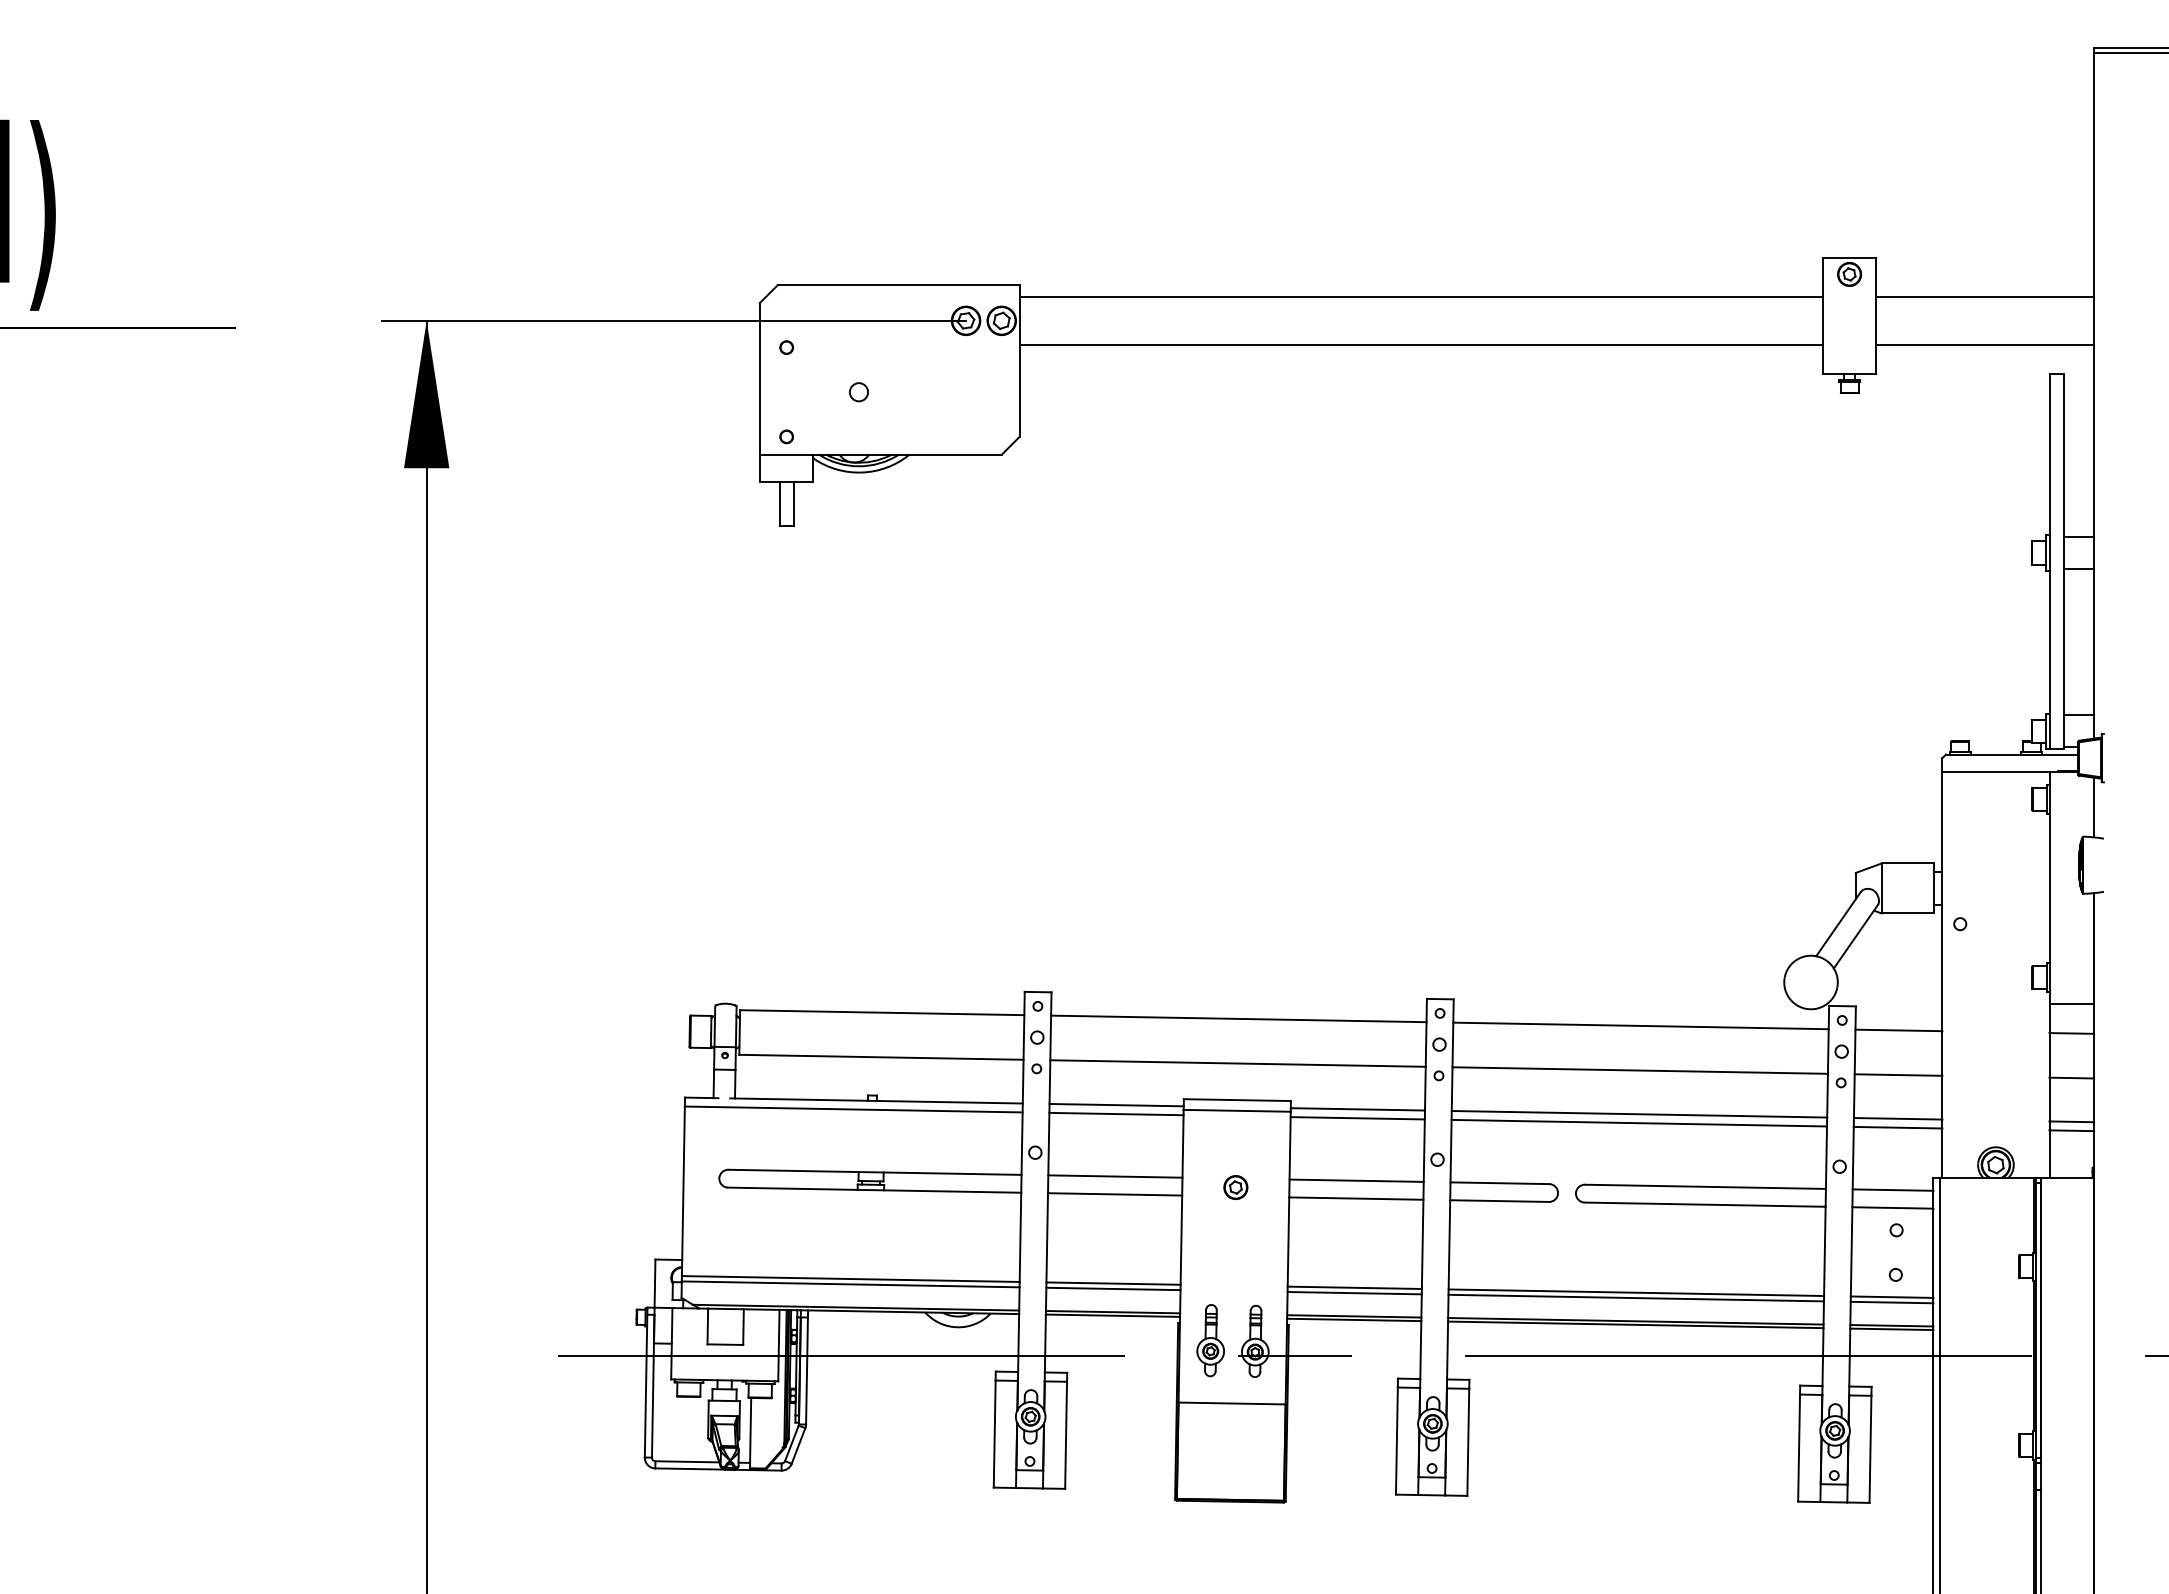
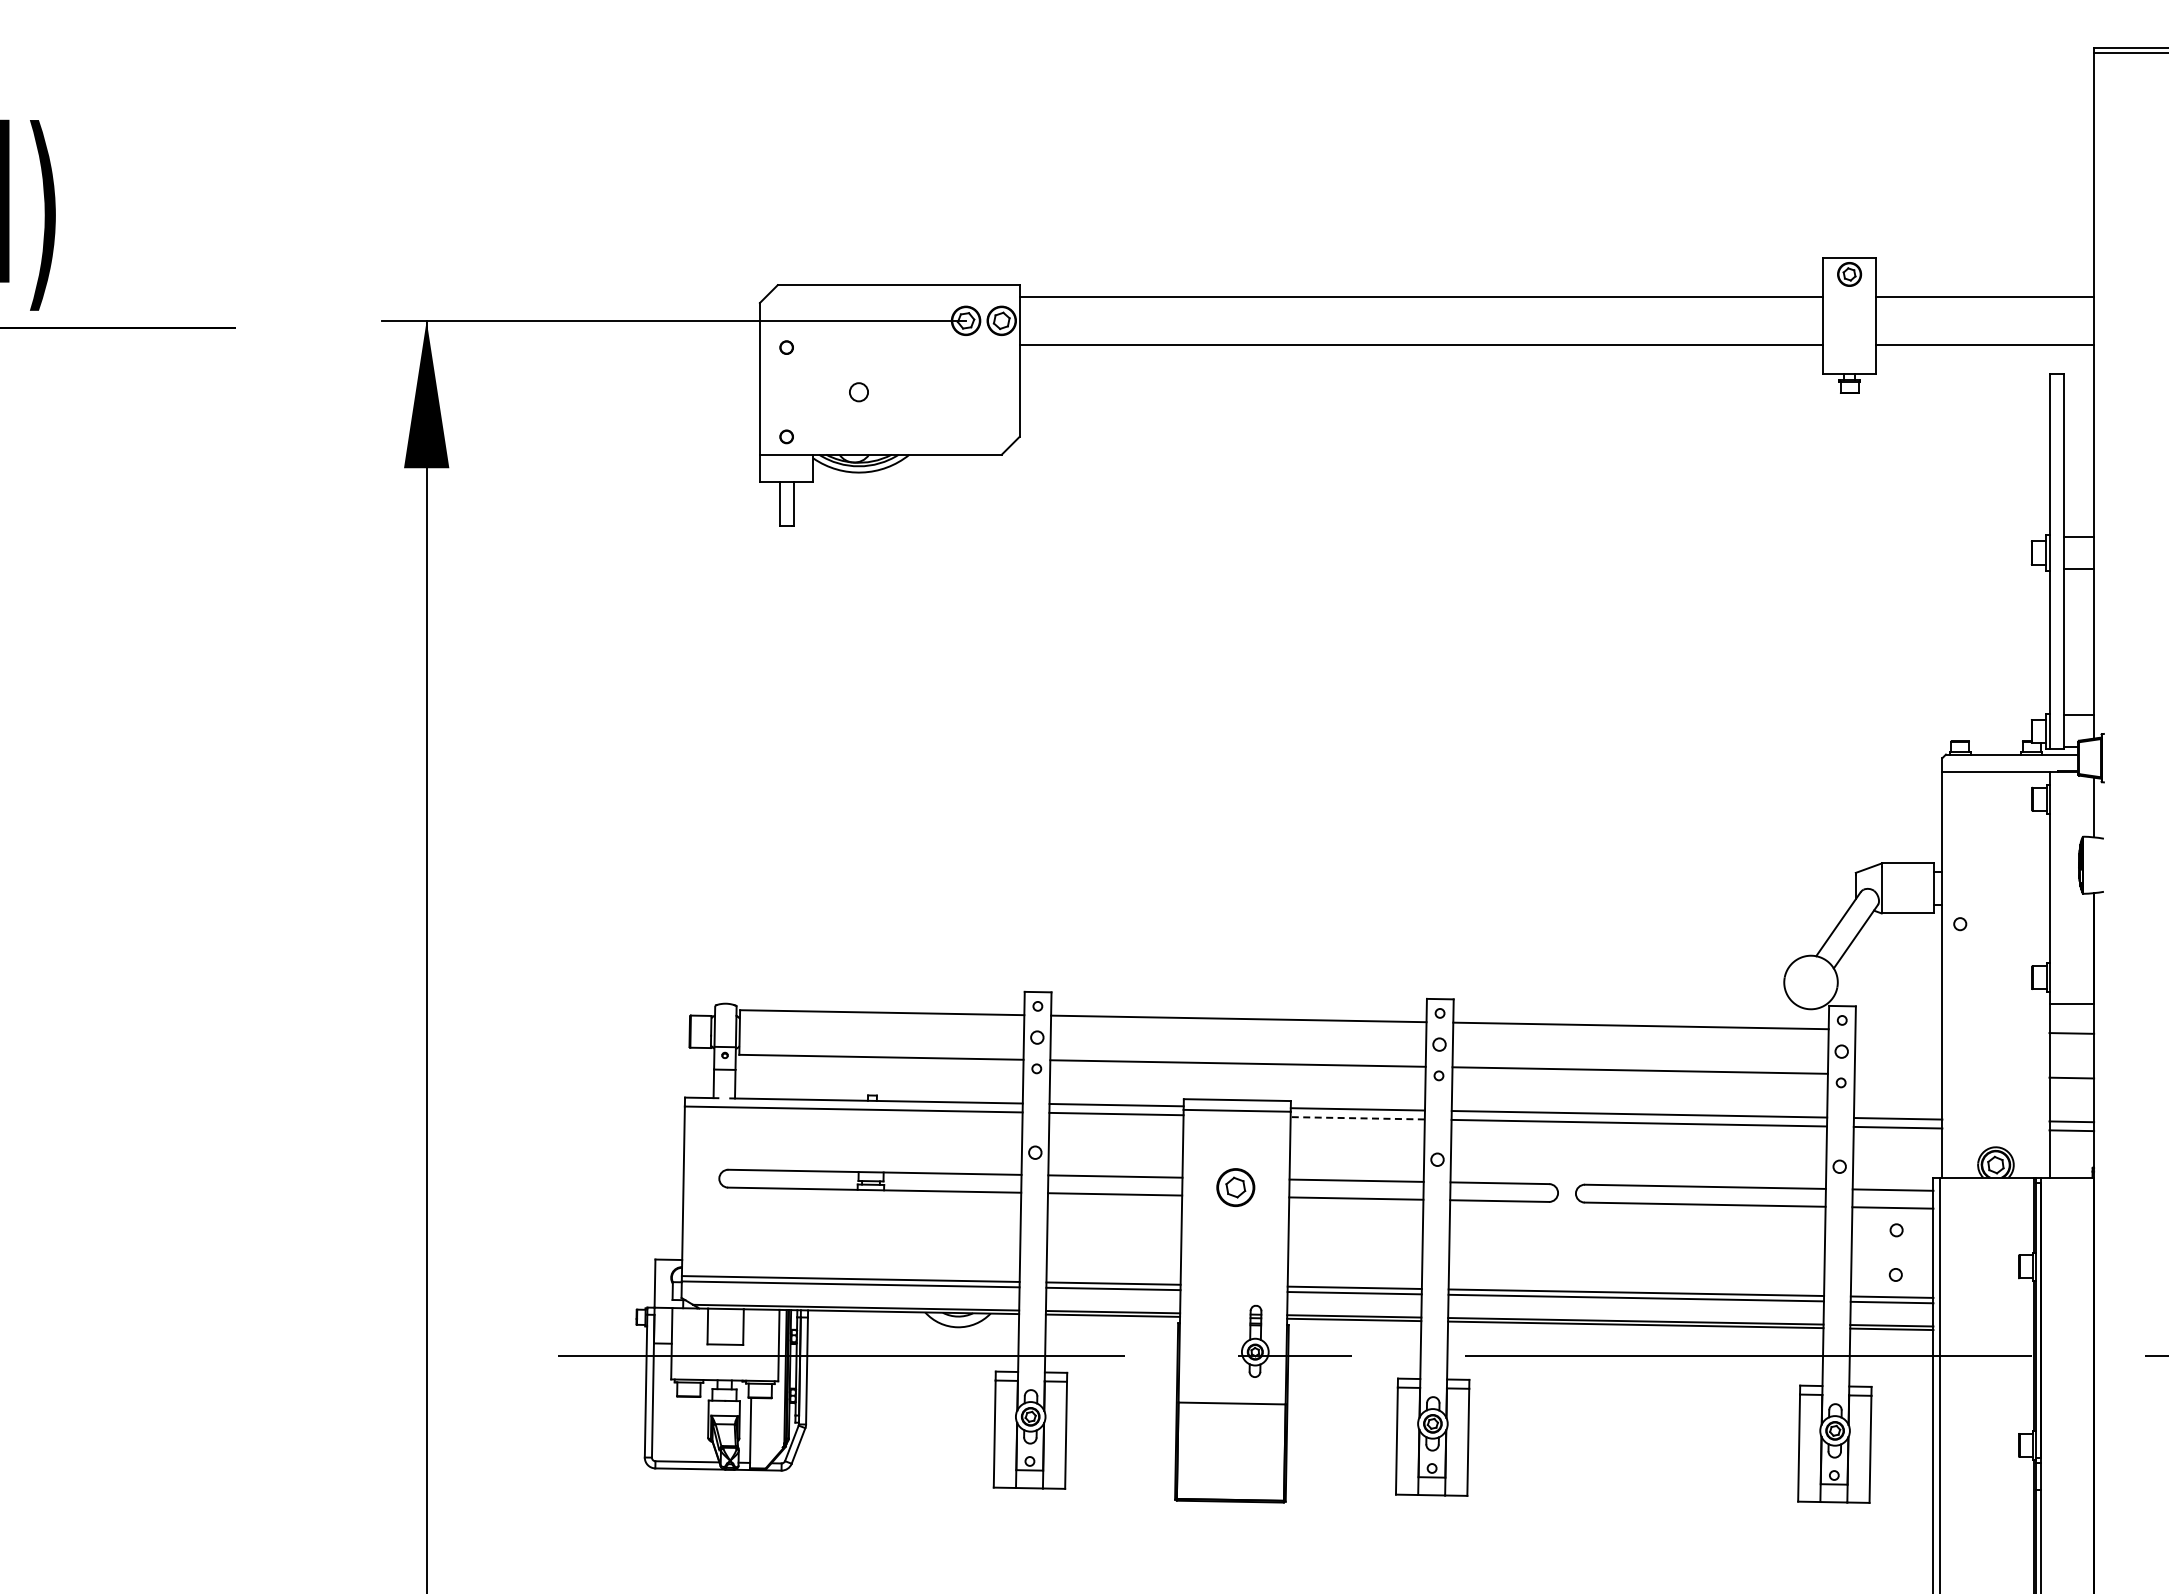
line: present -> none (1898, 1030)
line: present -> none (1898, 1074)
line: solid -> dashed (1357, 1118)
part size: 26x25 px -> 40x39 px (1235, 1187)
part: present -> none (1210, 1340)
